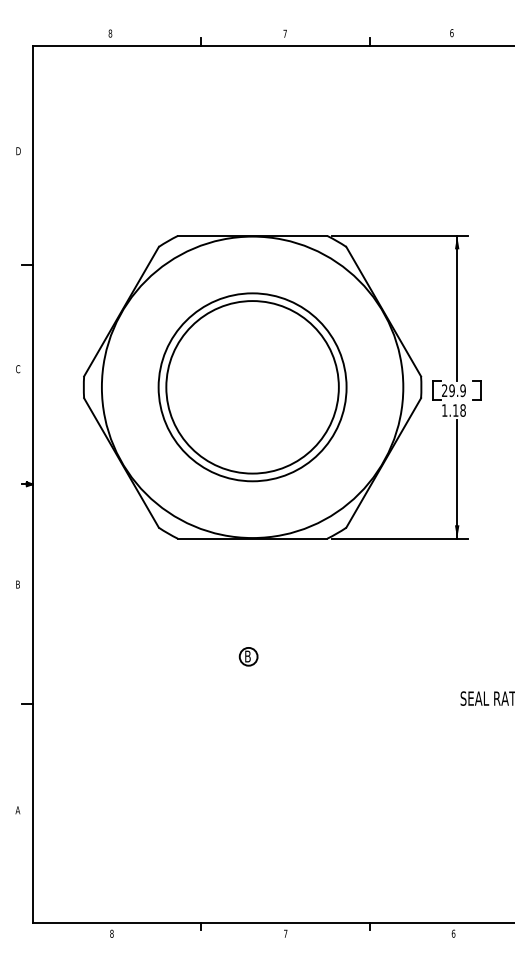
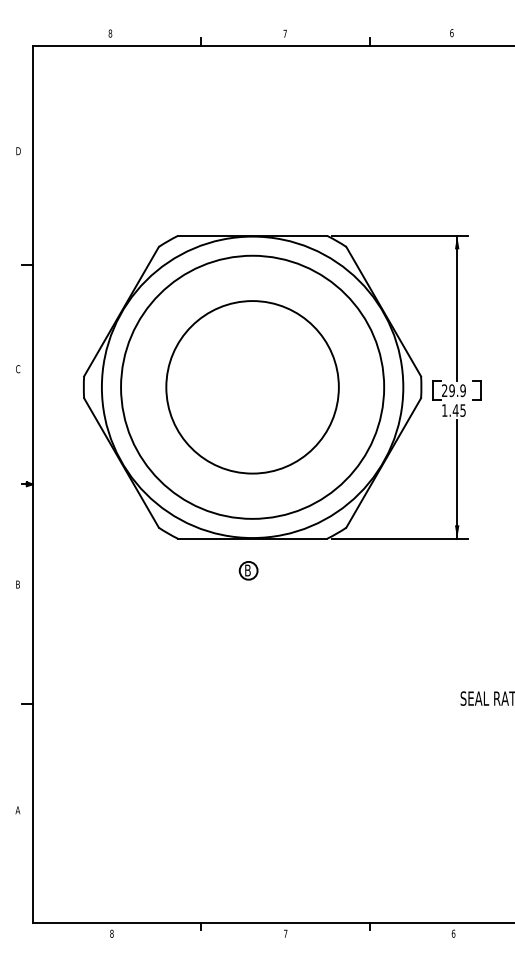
circle diameter: 188 px -> 263 px (252, 386)
text: 1.18 -> 1.45 (458, 410)
part position: (248, 656) -> (248, 570) (248, 570)
